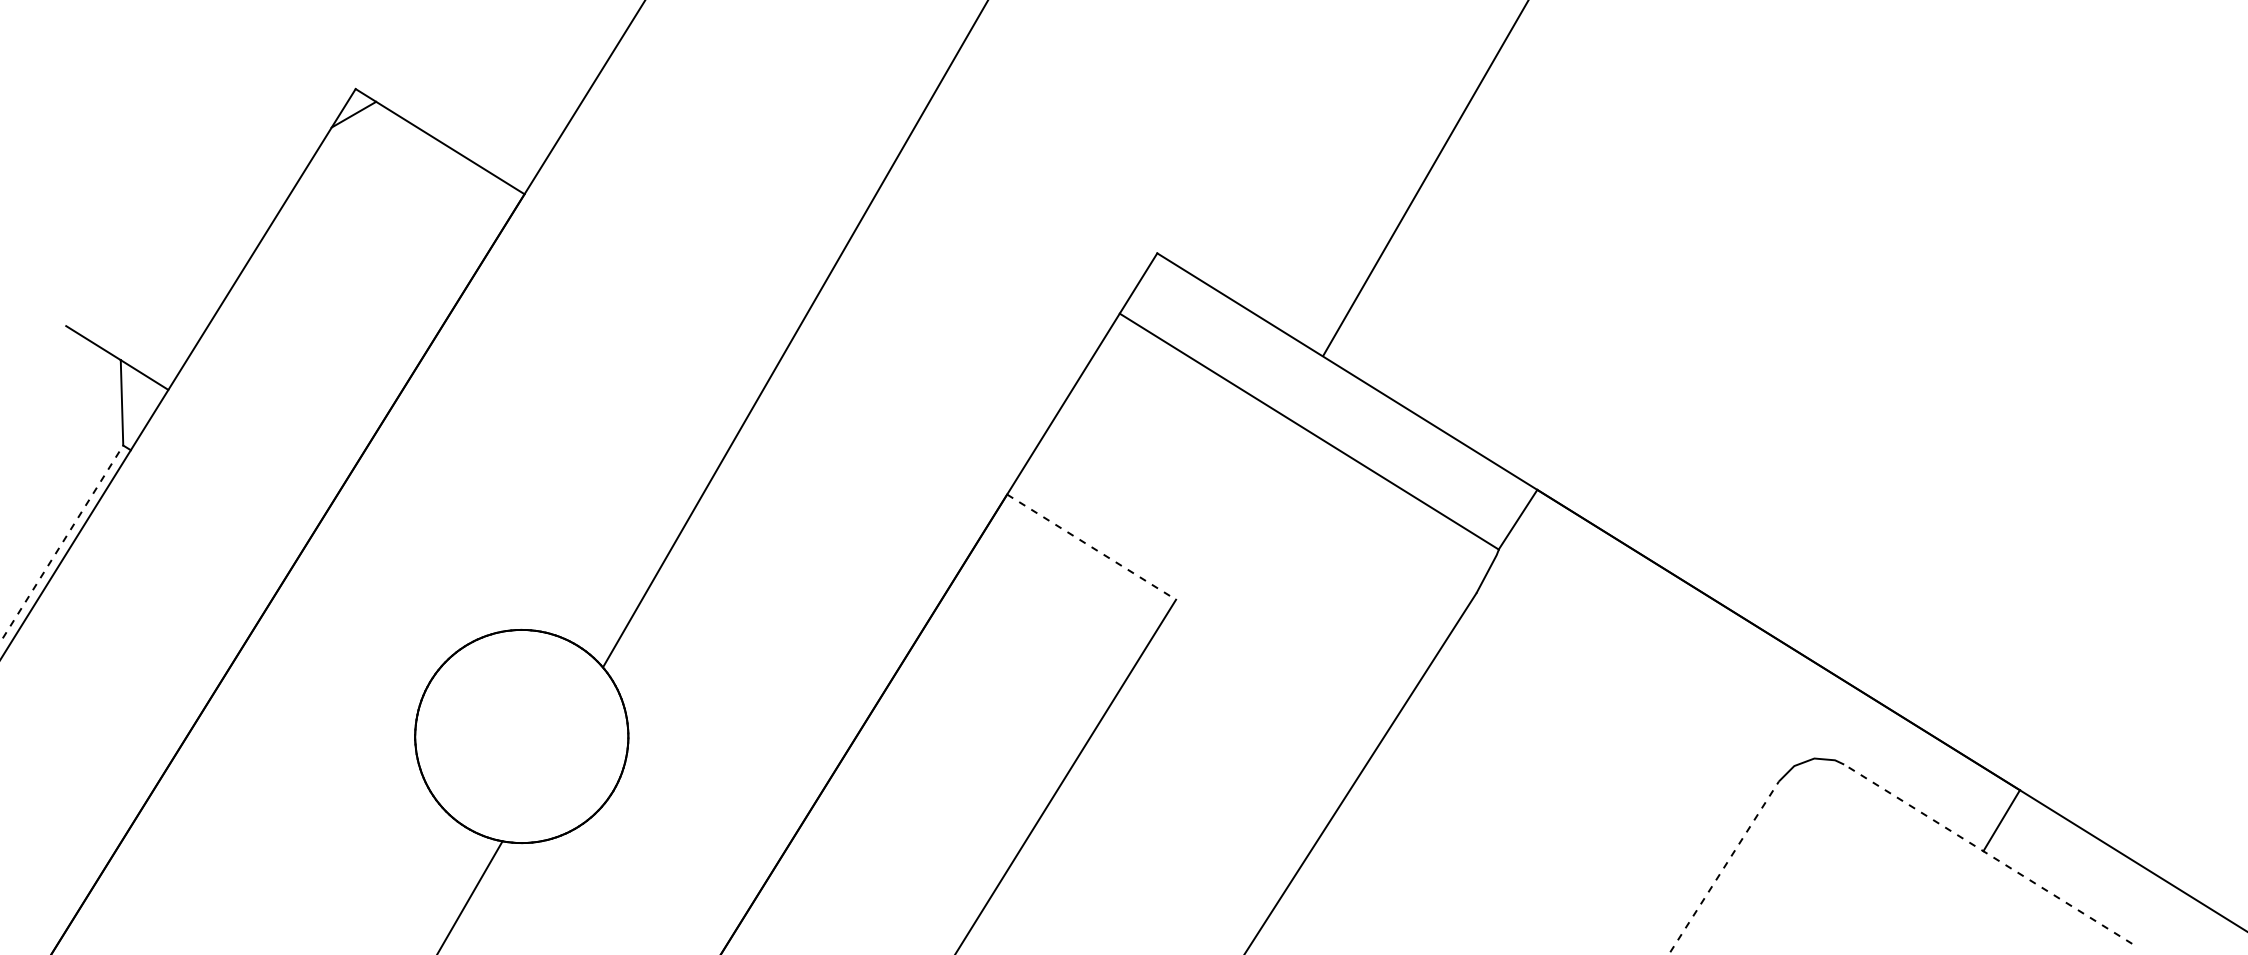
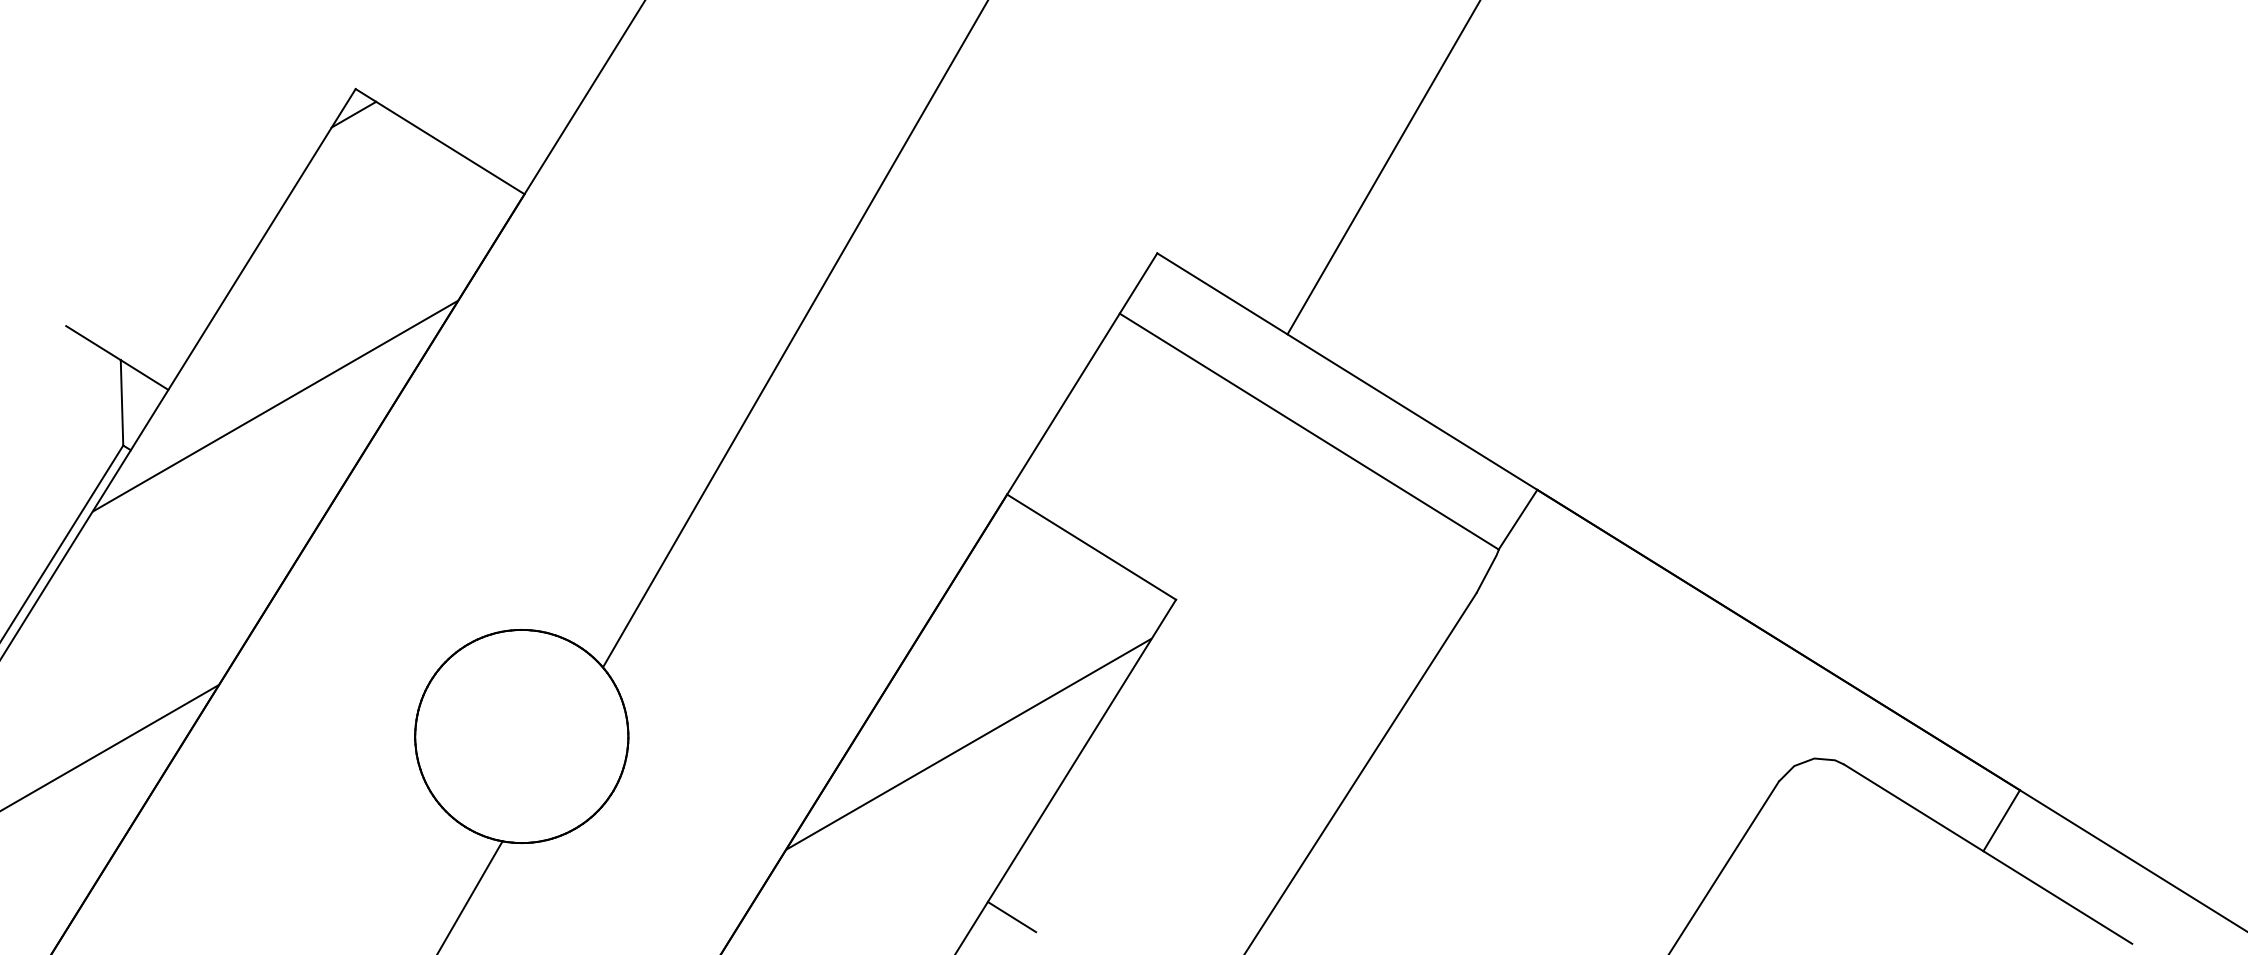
line position: (1425, 178) -> (1383, 168) (1383, 168)
line: none -> present (275, 405)
line: dashed -> solid (61, 543)
line: dashed -> solid (1092, 547)
line: none -> present (968, 743)
line: none -> present (110, 746)
line: dashed -> solid (1988, 854)
line: dashed -> solid (1724, 867)
line: none -> present (1011, 916)
